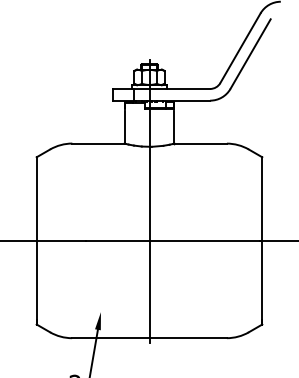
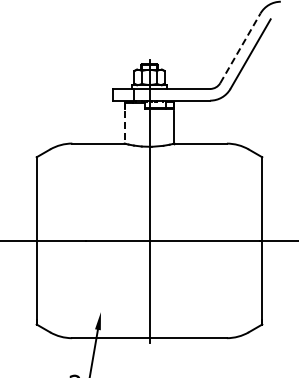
line: solid -> dashed (240, 47)
line: solid -> dashed (124, 128)
